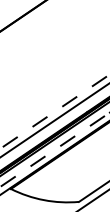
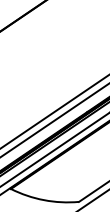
line: dashed -> solid (55, 111)
line: dashed -> solid (55, 149)
